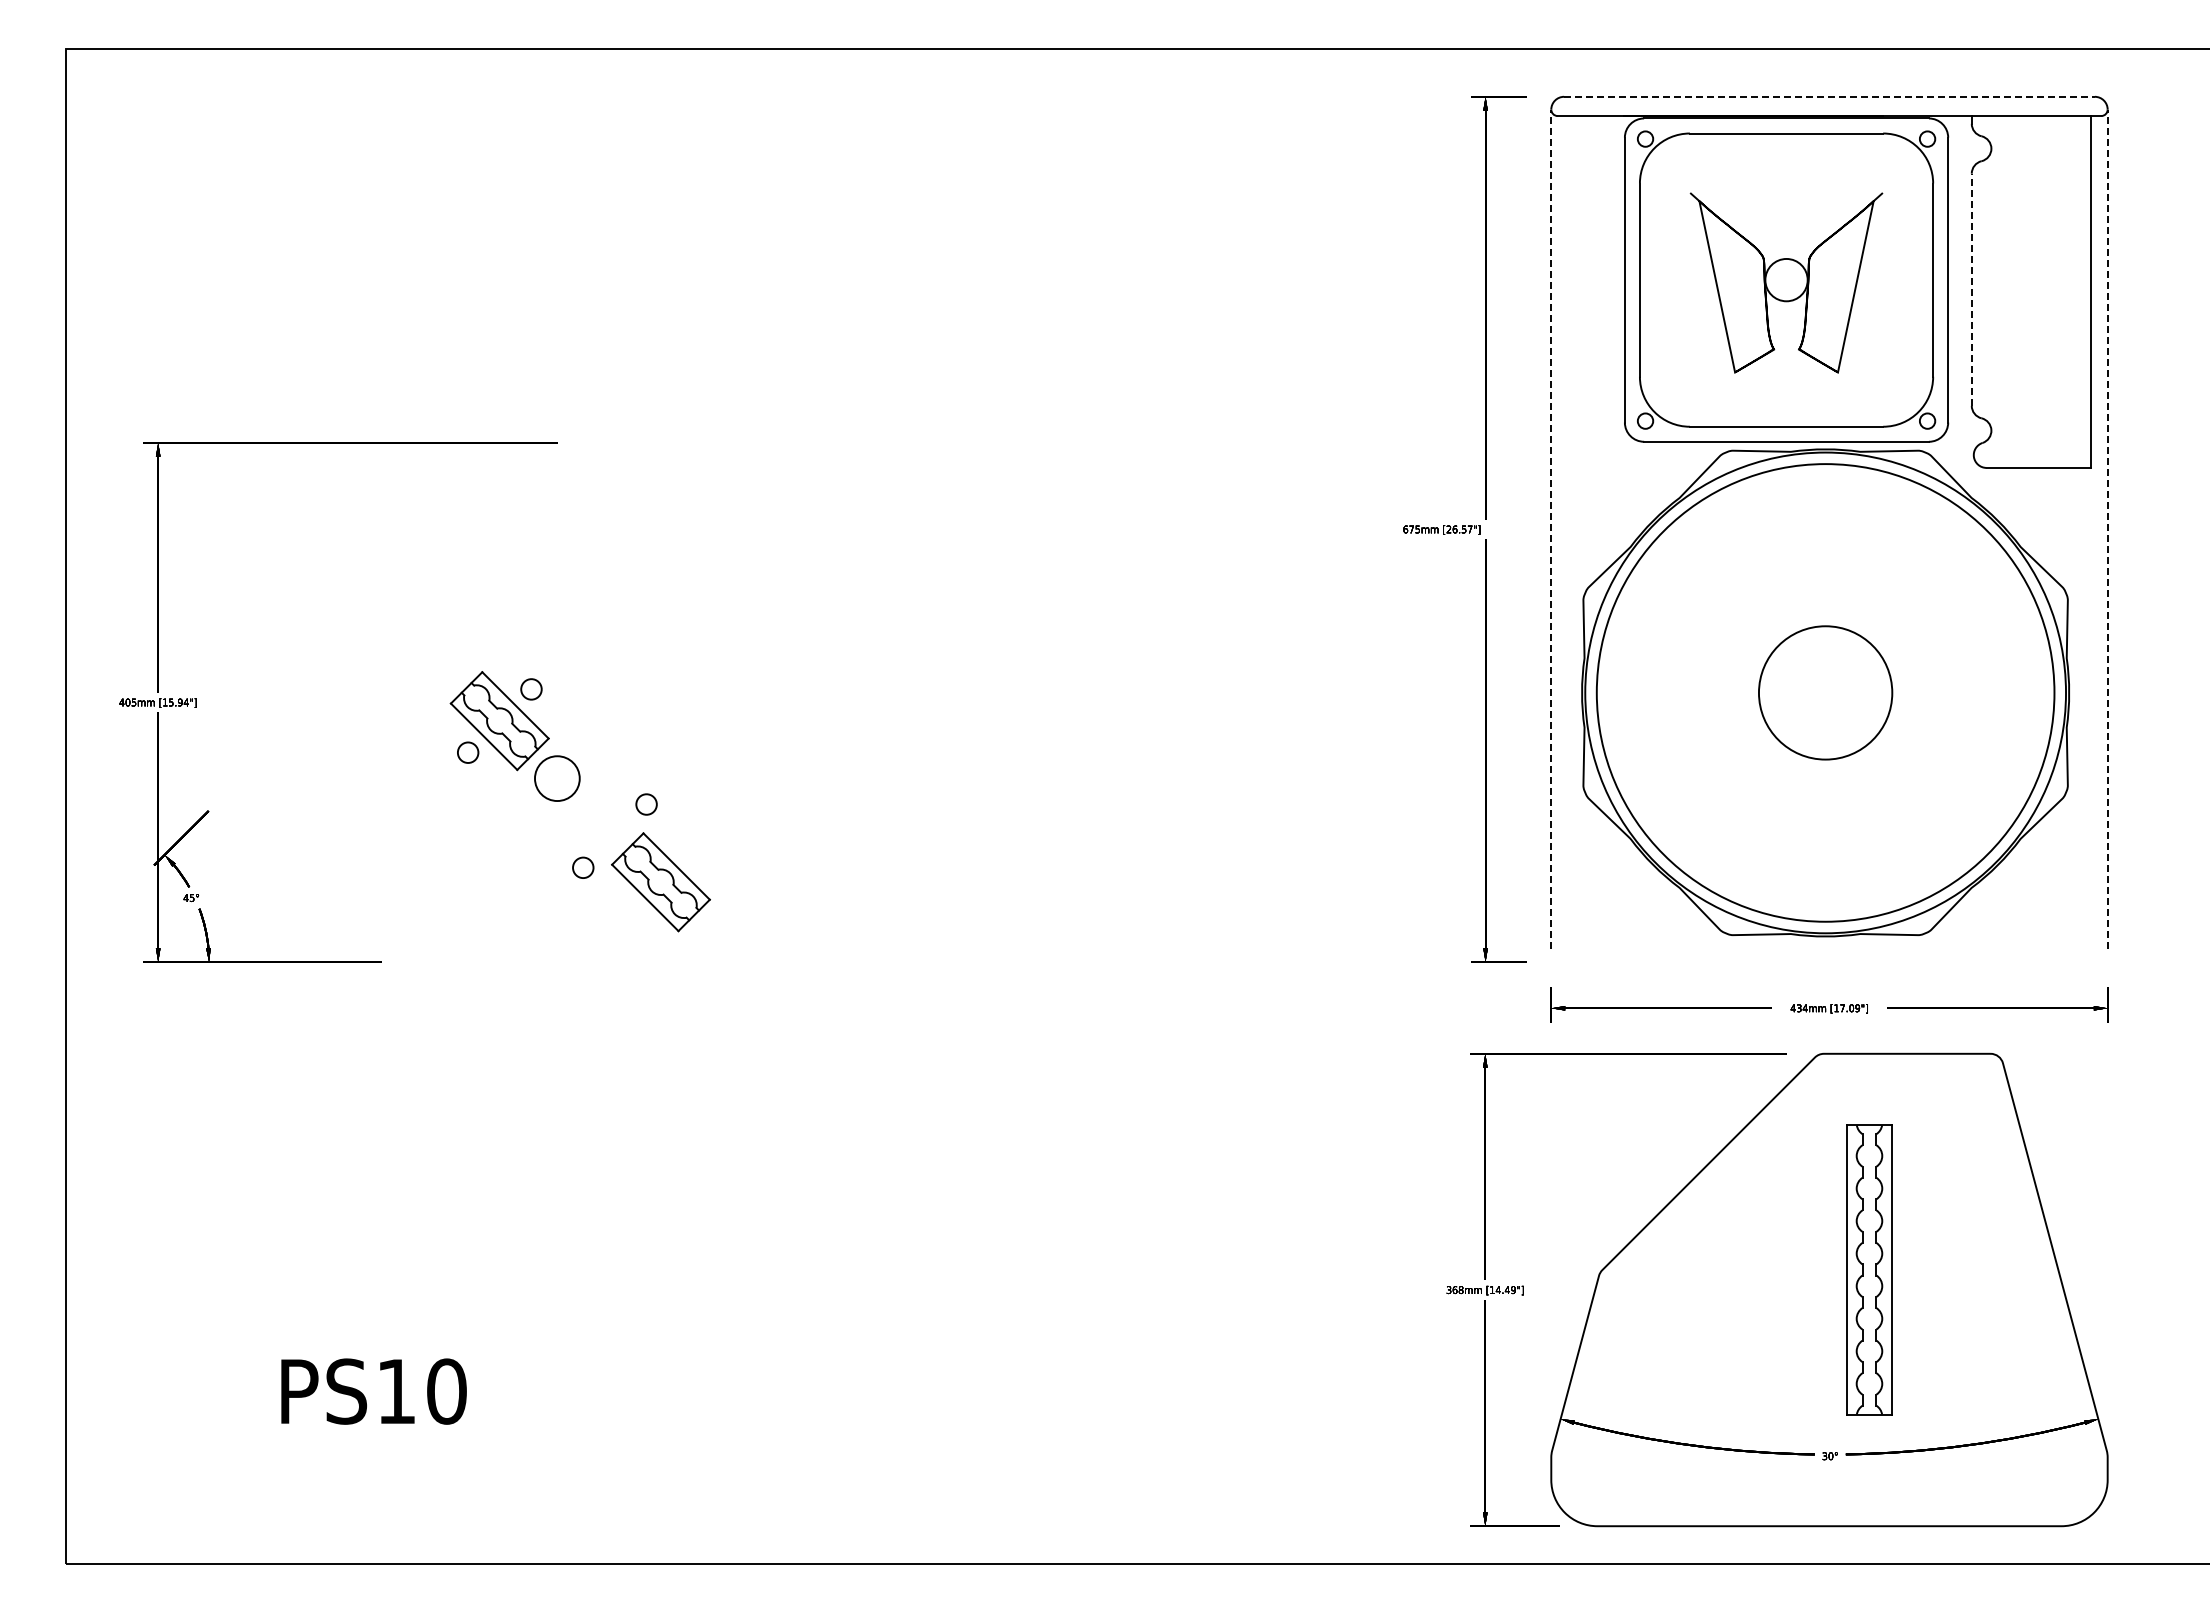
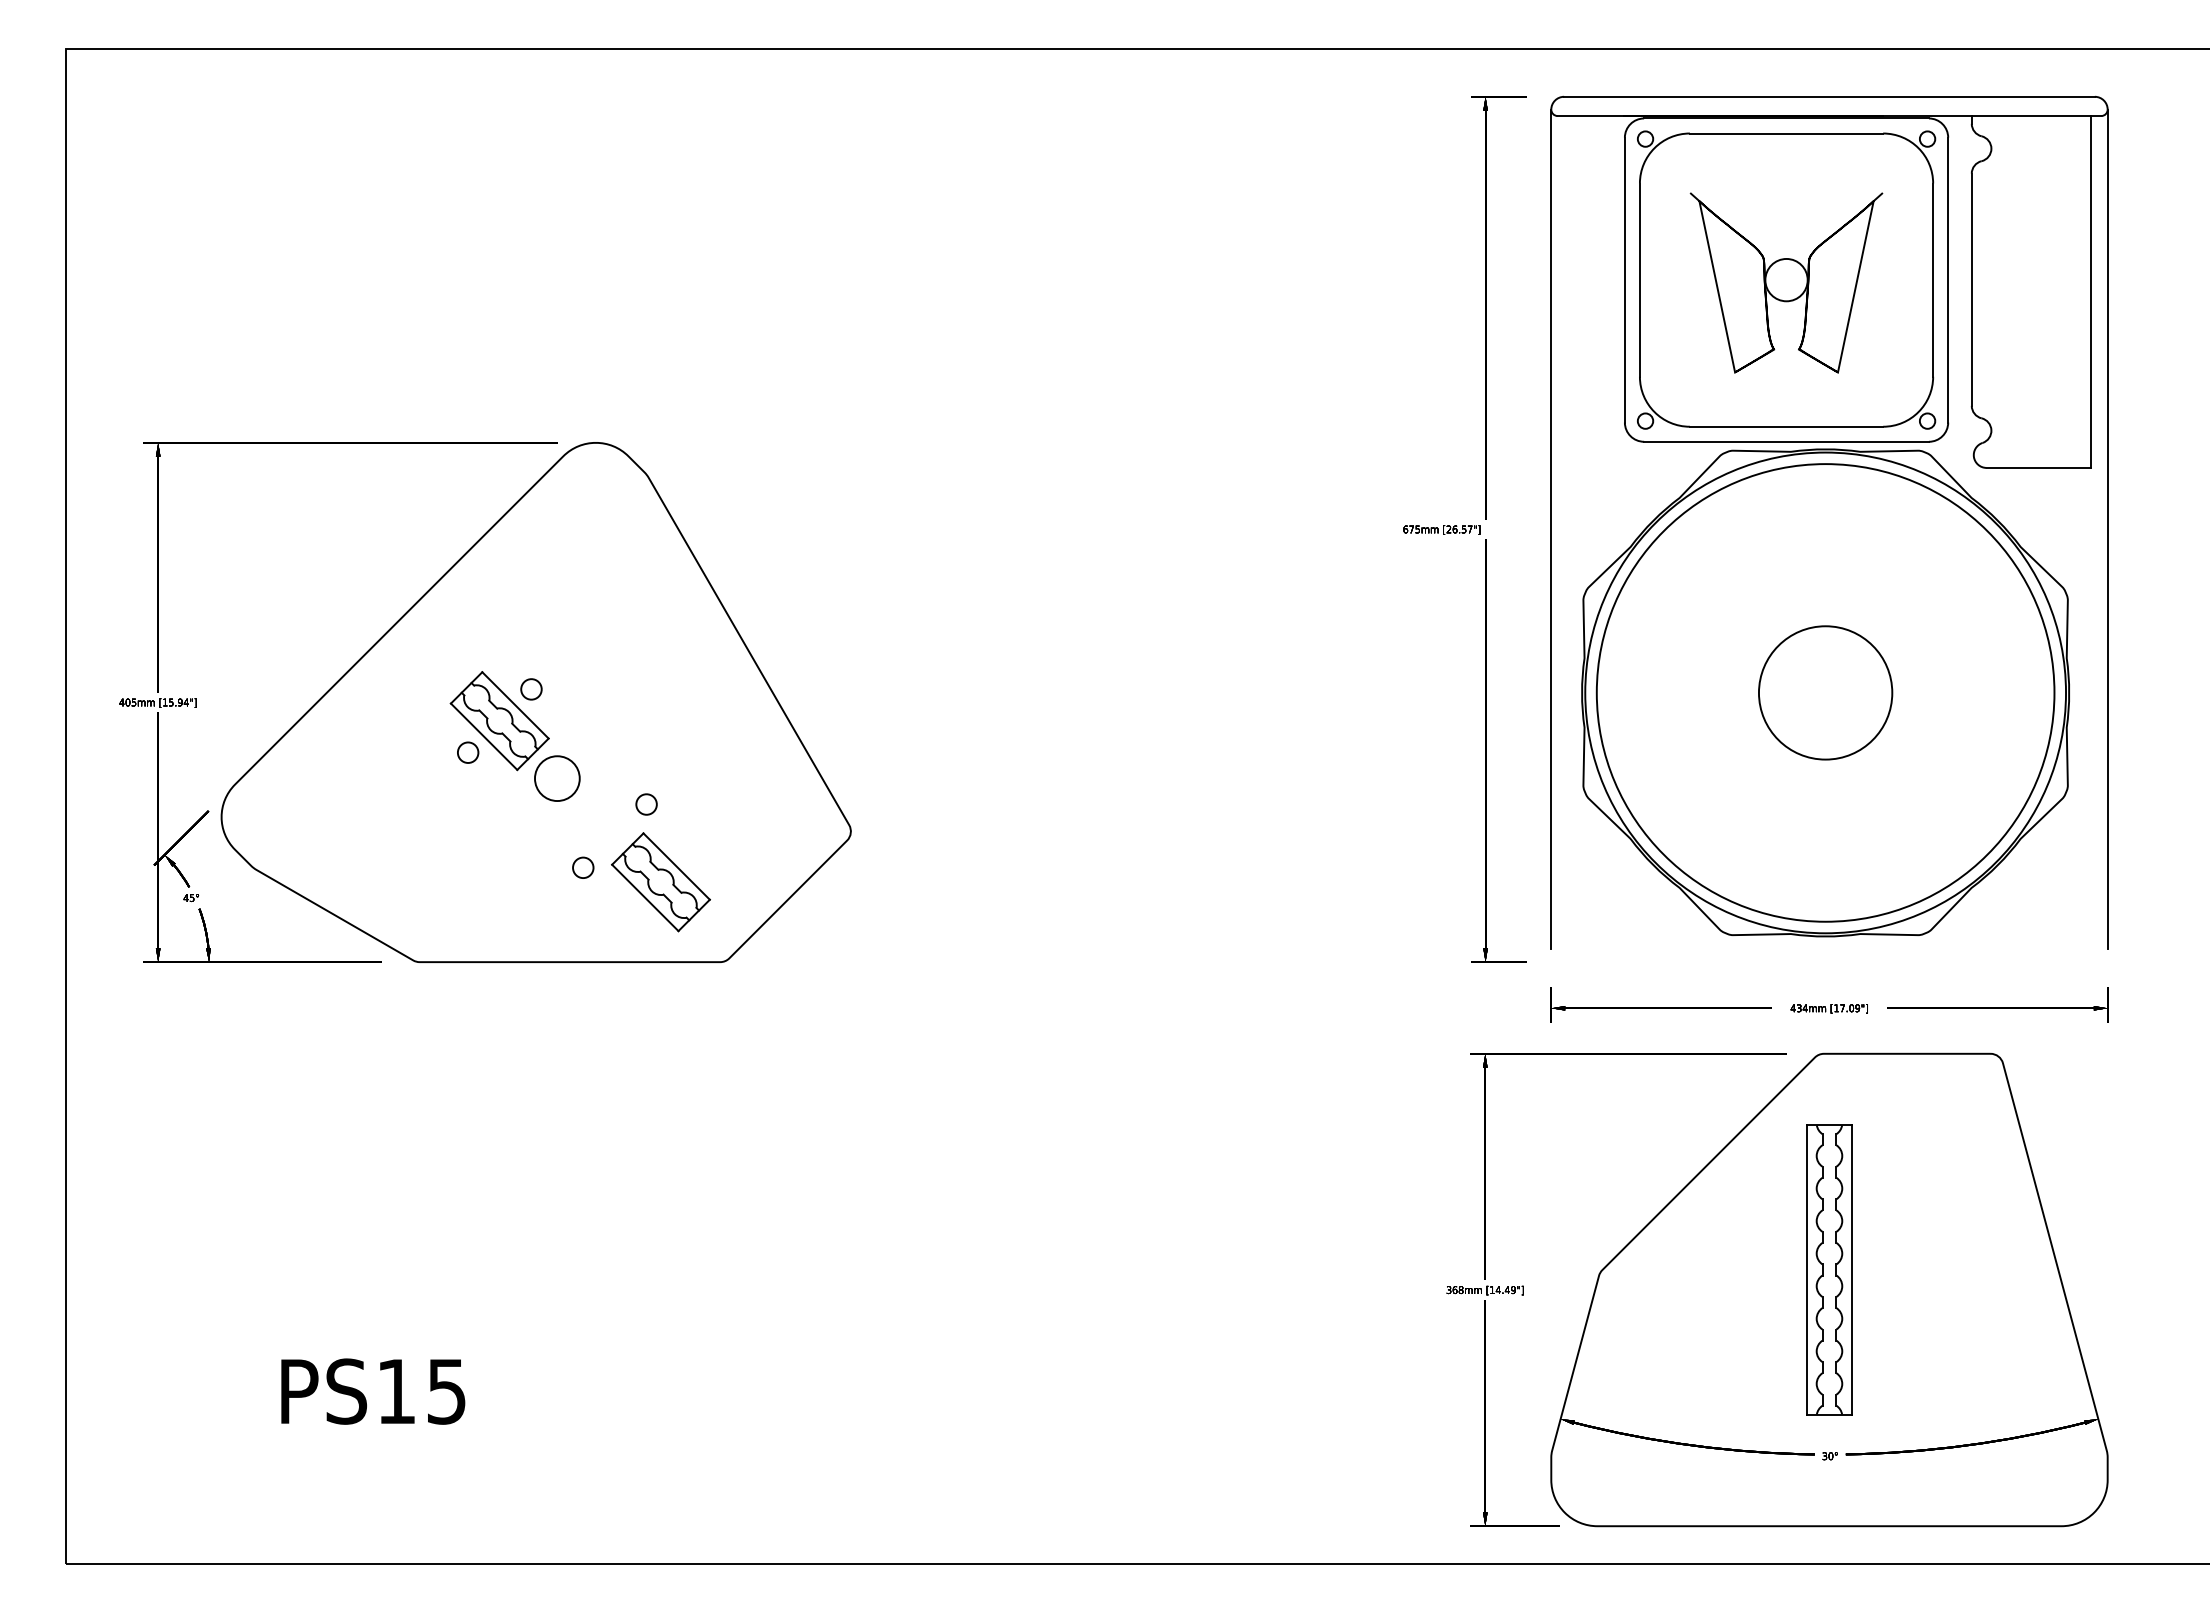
line: dashed -> solid (1829, 96)
line: dashed -> solid (1971, 289)
line: dashed -> solid (1551, 529)
line: dashed -> solid (2107, 529)
part: none -> present (535, 702)
part position: (1869, 1269) -> (1829, 1269) (1829, 1269)
text: PS10 -> PS15 (446, 1391)
